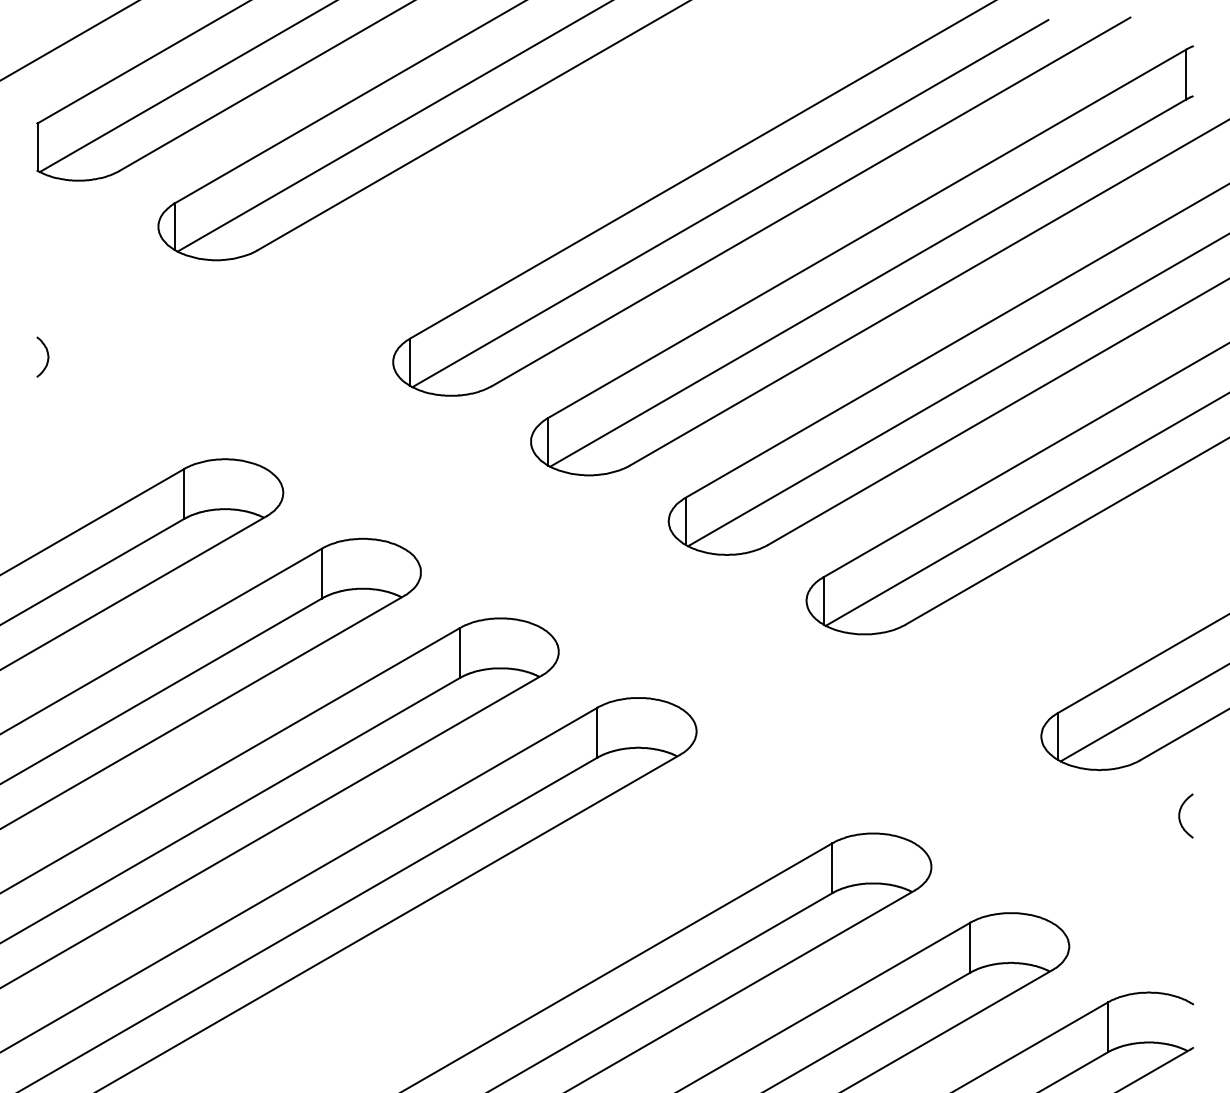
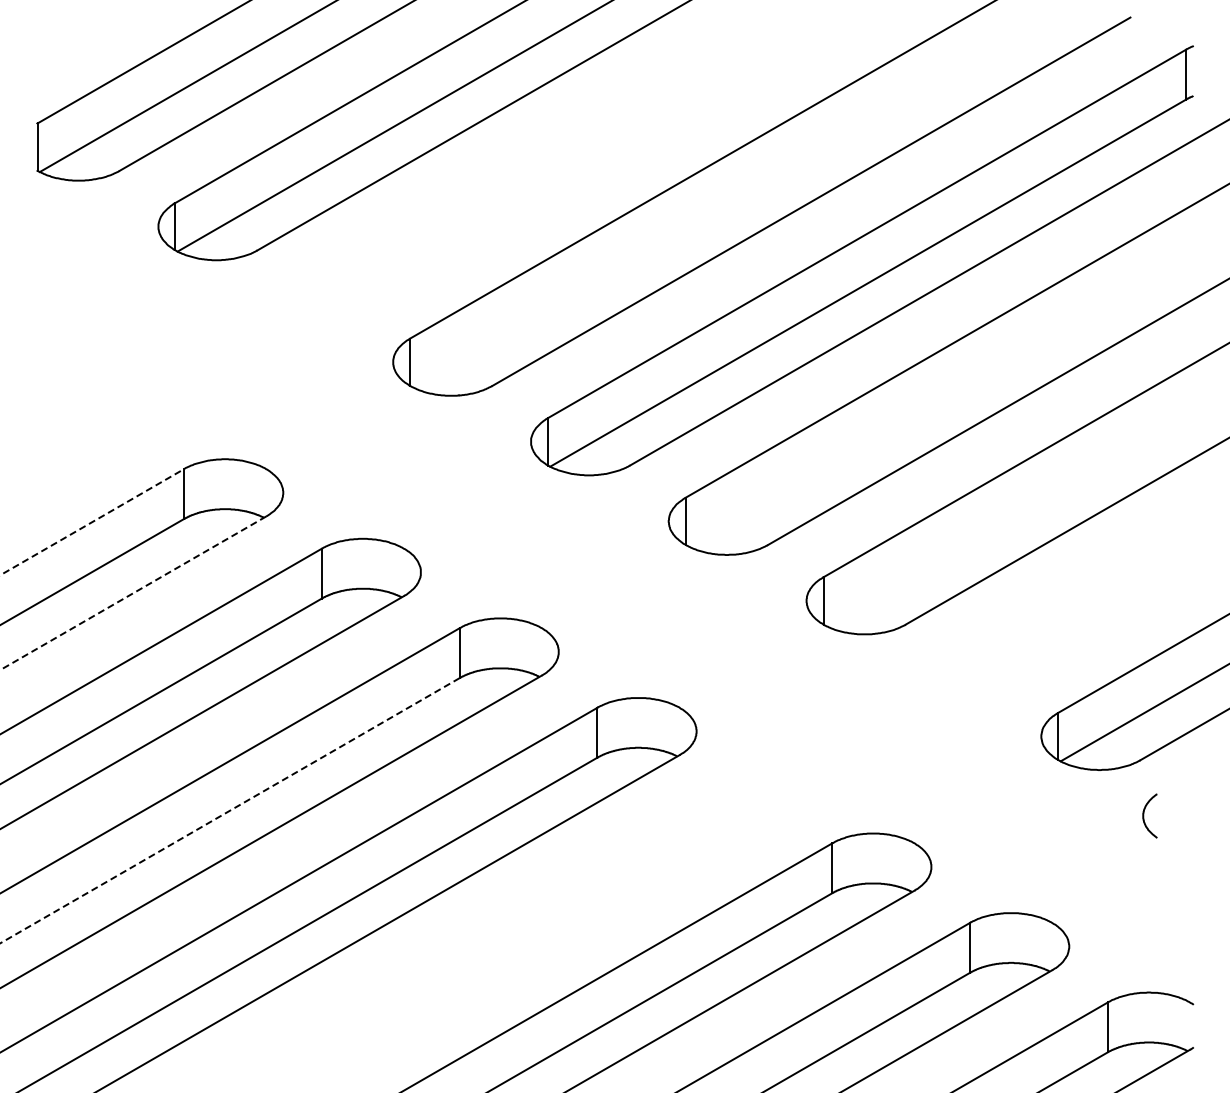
line: present -> none (69, 40)
line: present -> none (730, 203)
curve: present -> none (47, 356)
line: present -> none (957, 390)
line: present -> none (1025, 509)
line: solid -> dashed (92, 522)
line: solid -> dashed (132, 593)
line: solid -> dashed (229, 810)
curve position: (1180, 815) -> (1144, 815) (1144, 815)
